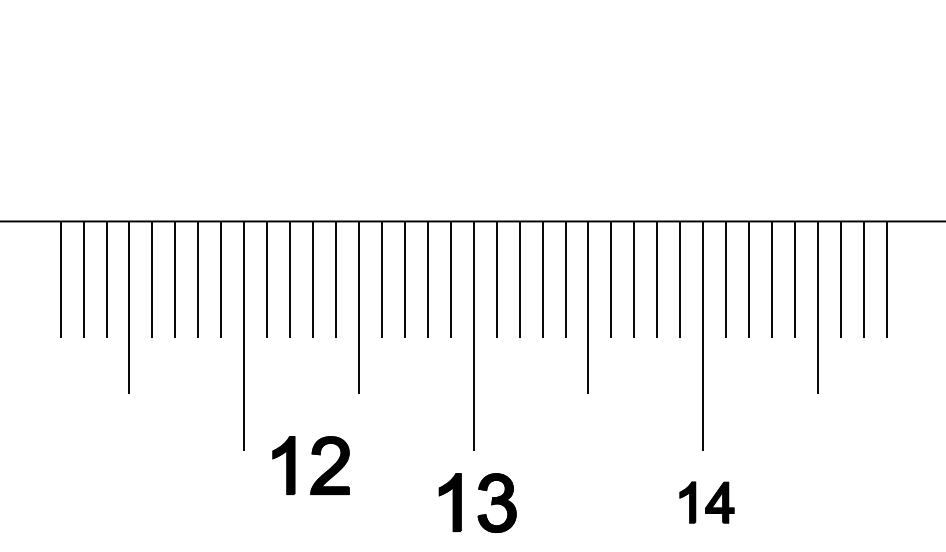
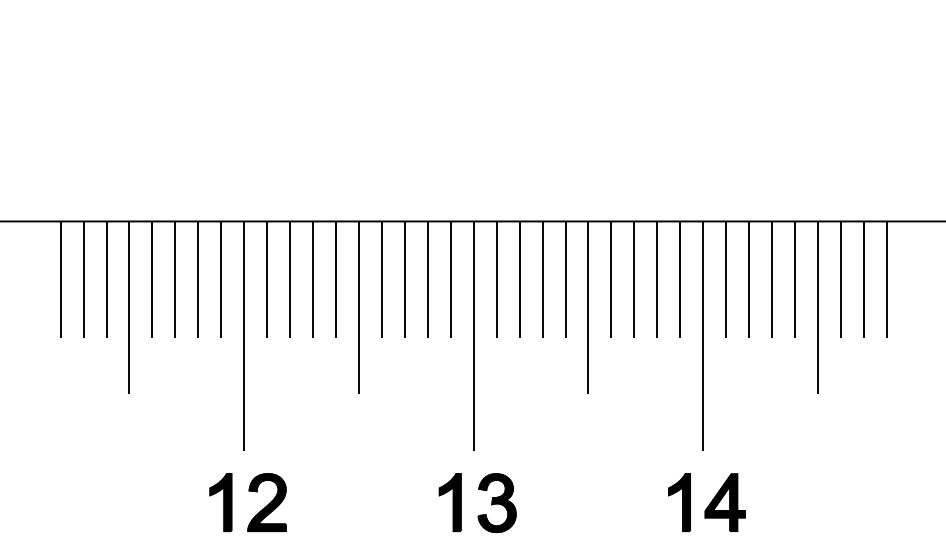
part position: (311, 454) -> (248, 491) (248, 491)
part size: 56x43 px -> 78x59 px (706, 502)
